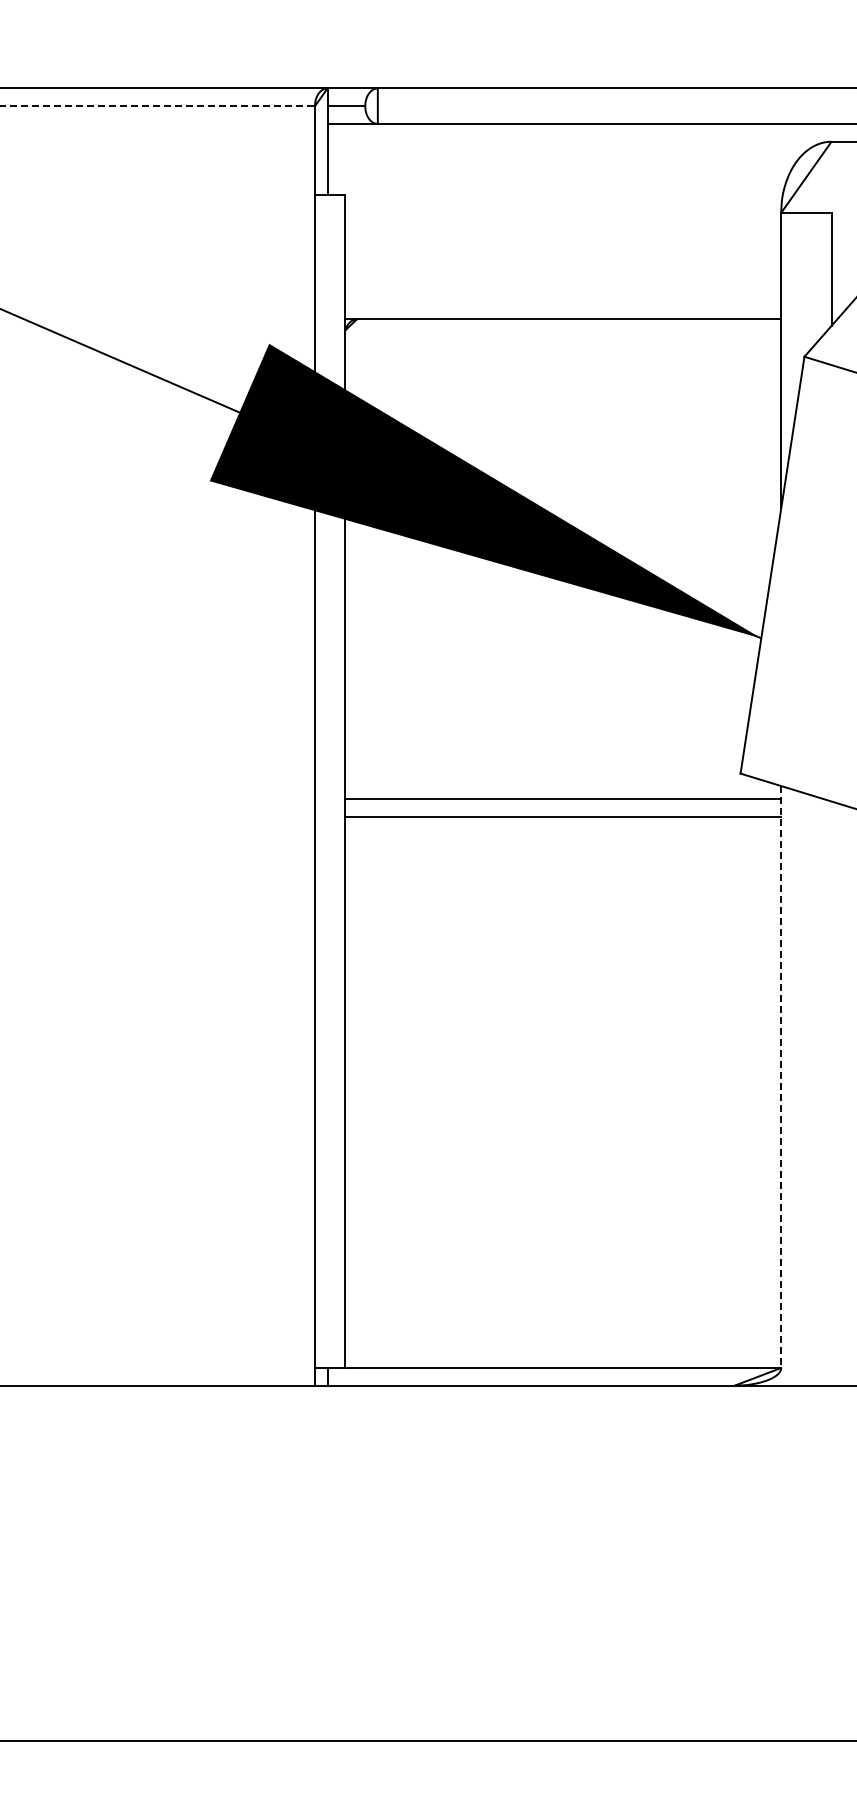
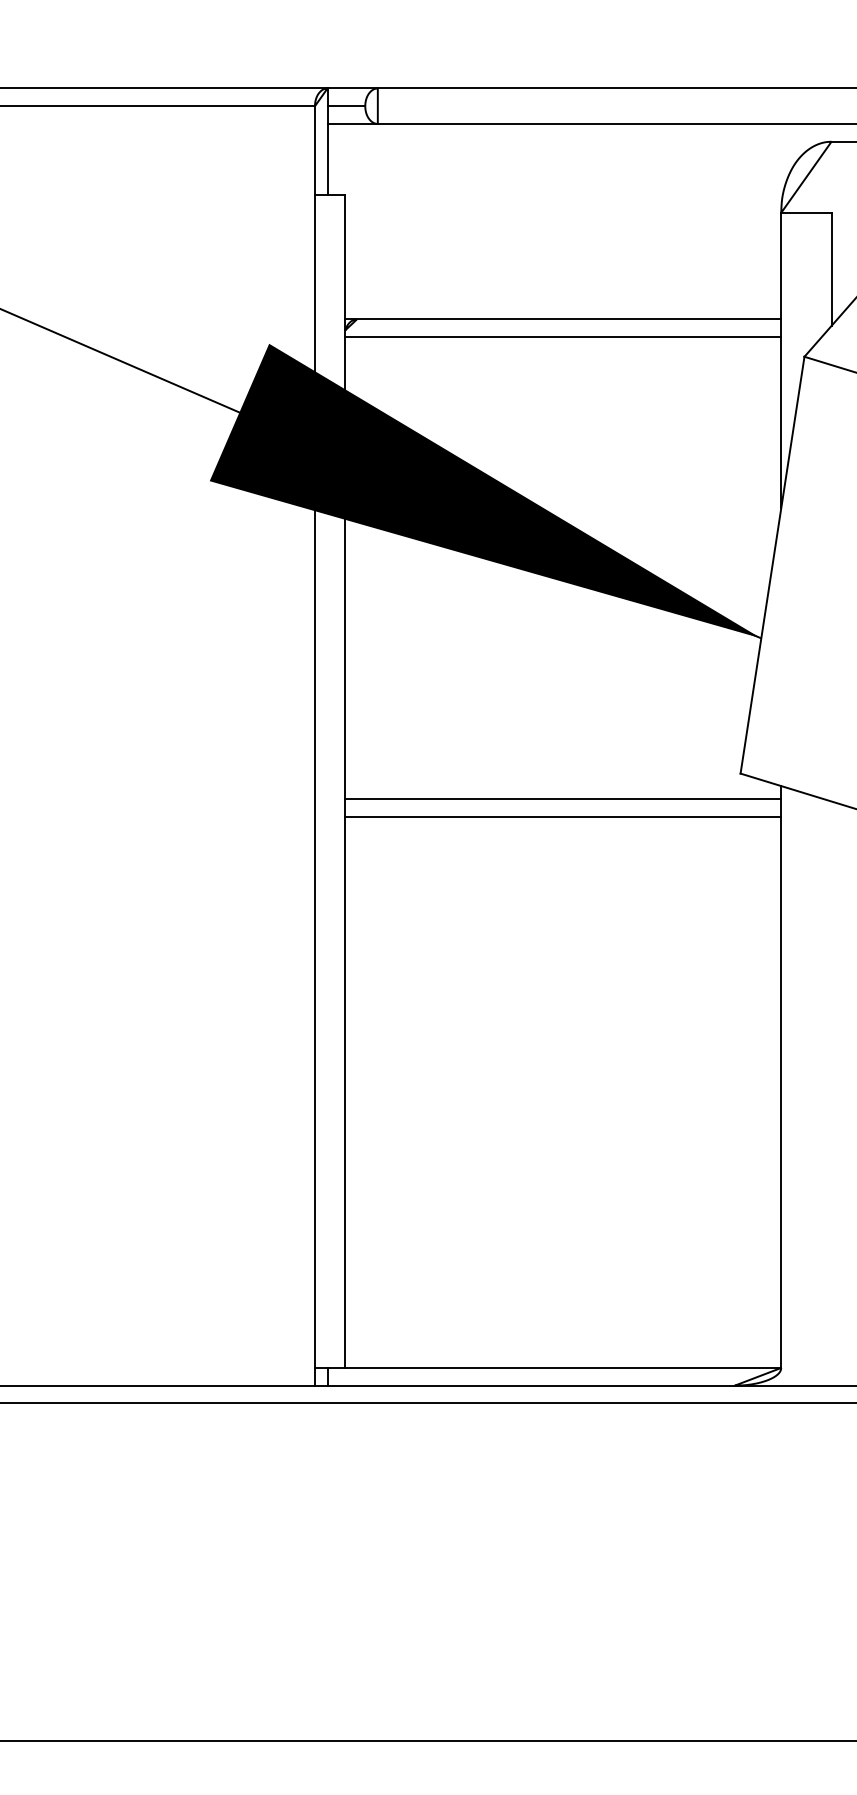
line: dashed -> solid (158, 106)
line: none -> present (563, 337)
line: dashed -> solid (781, 1077)
line: none -> present (427, 1402)
